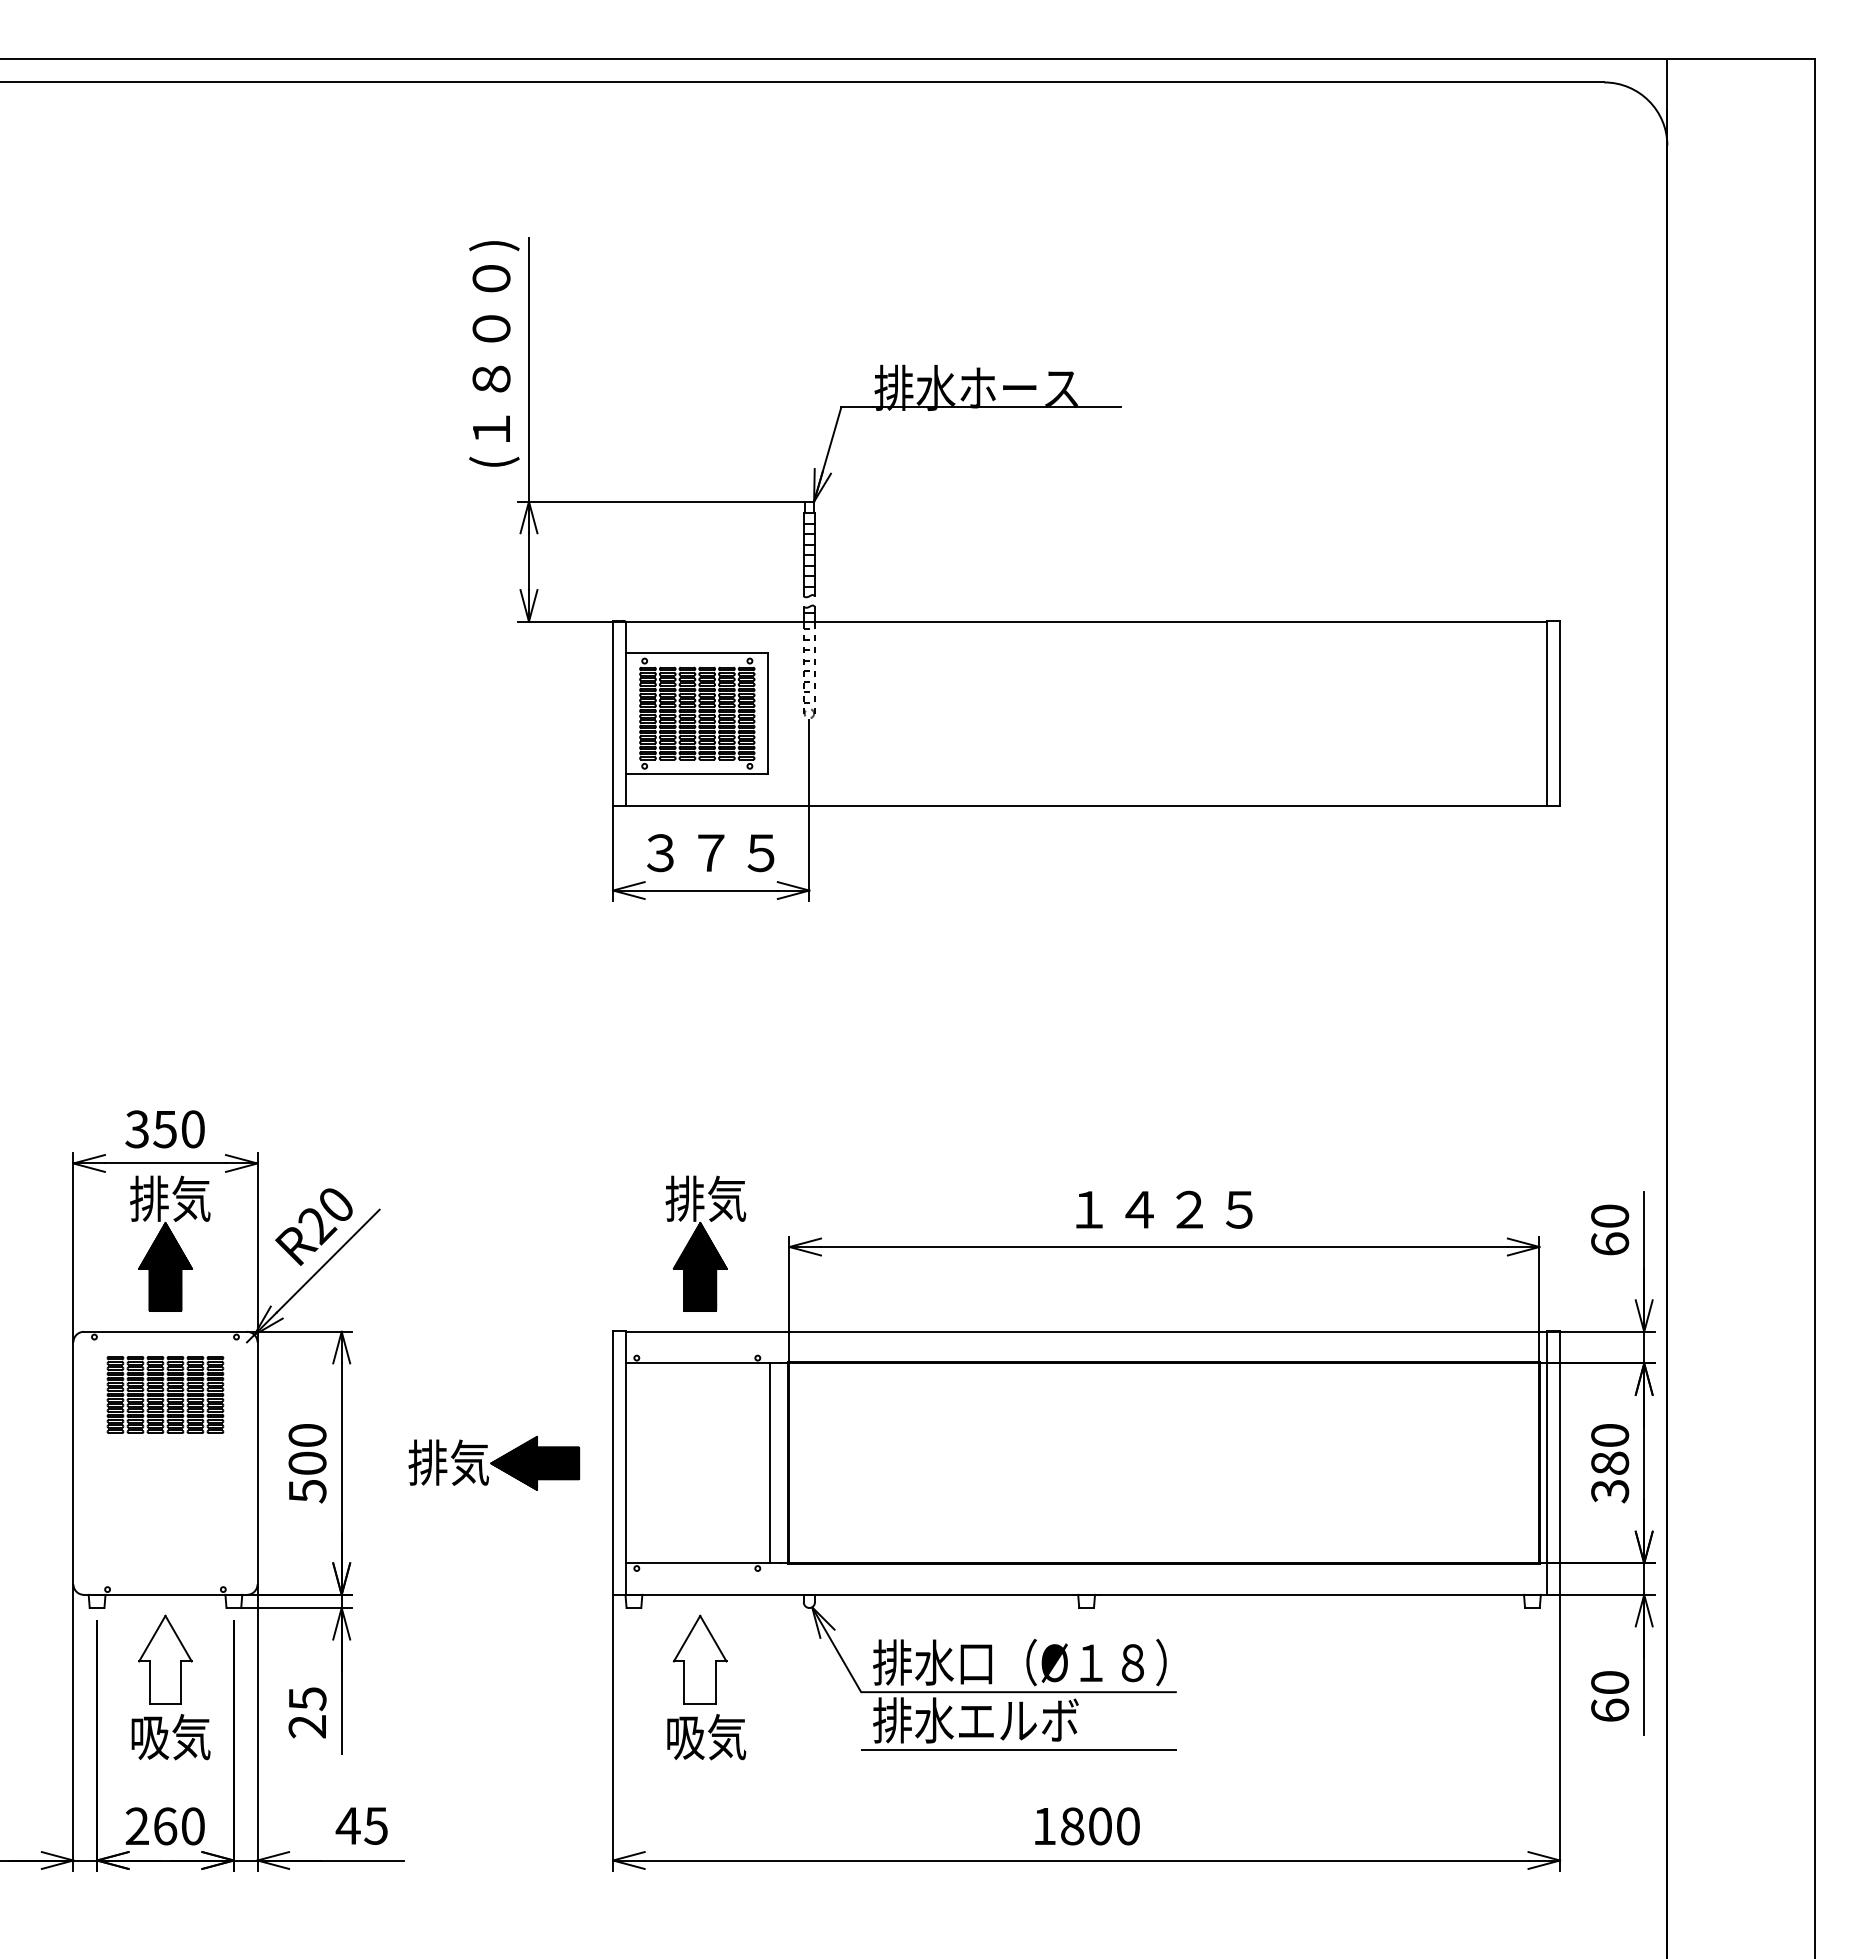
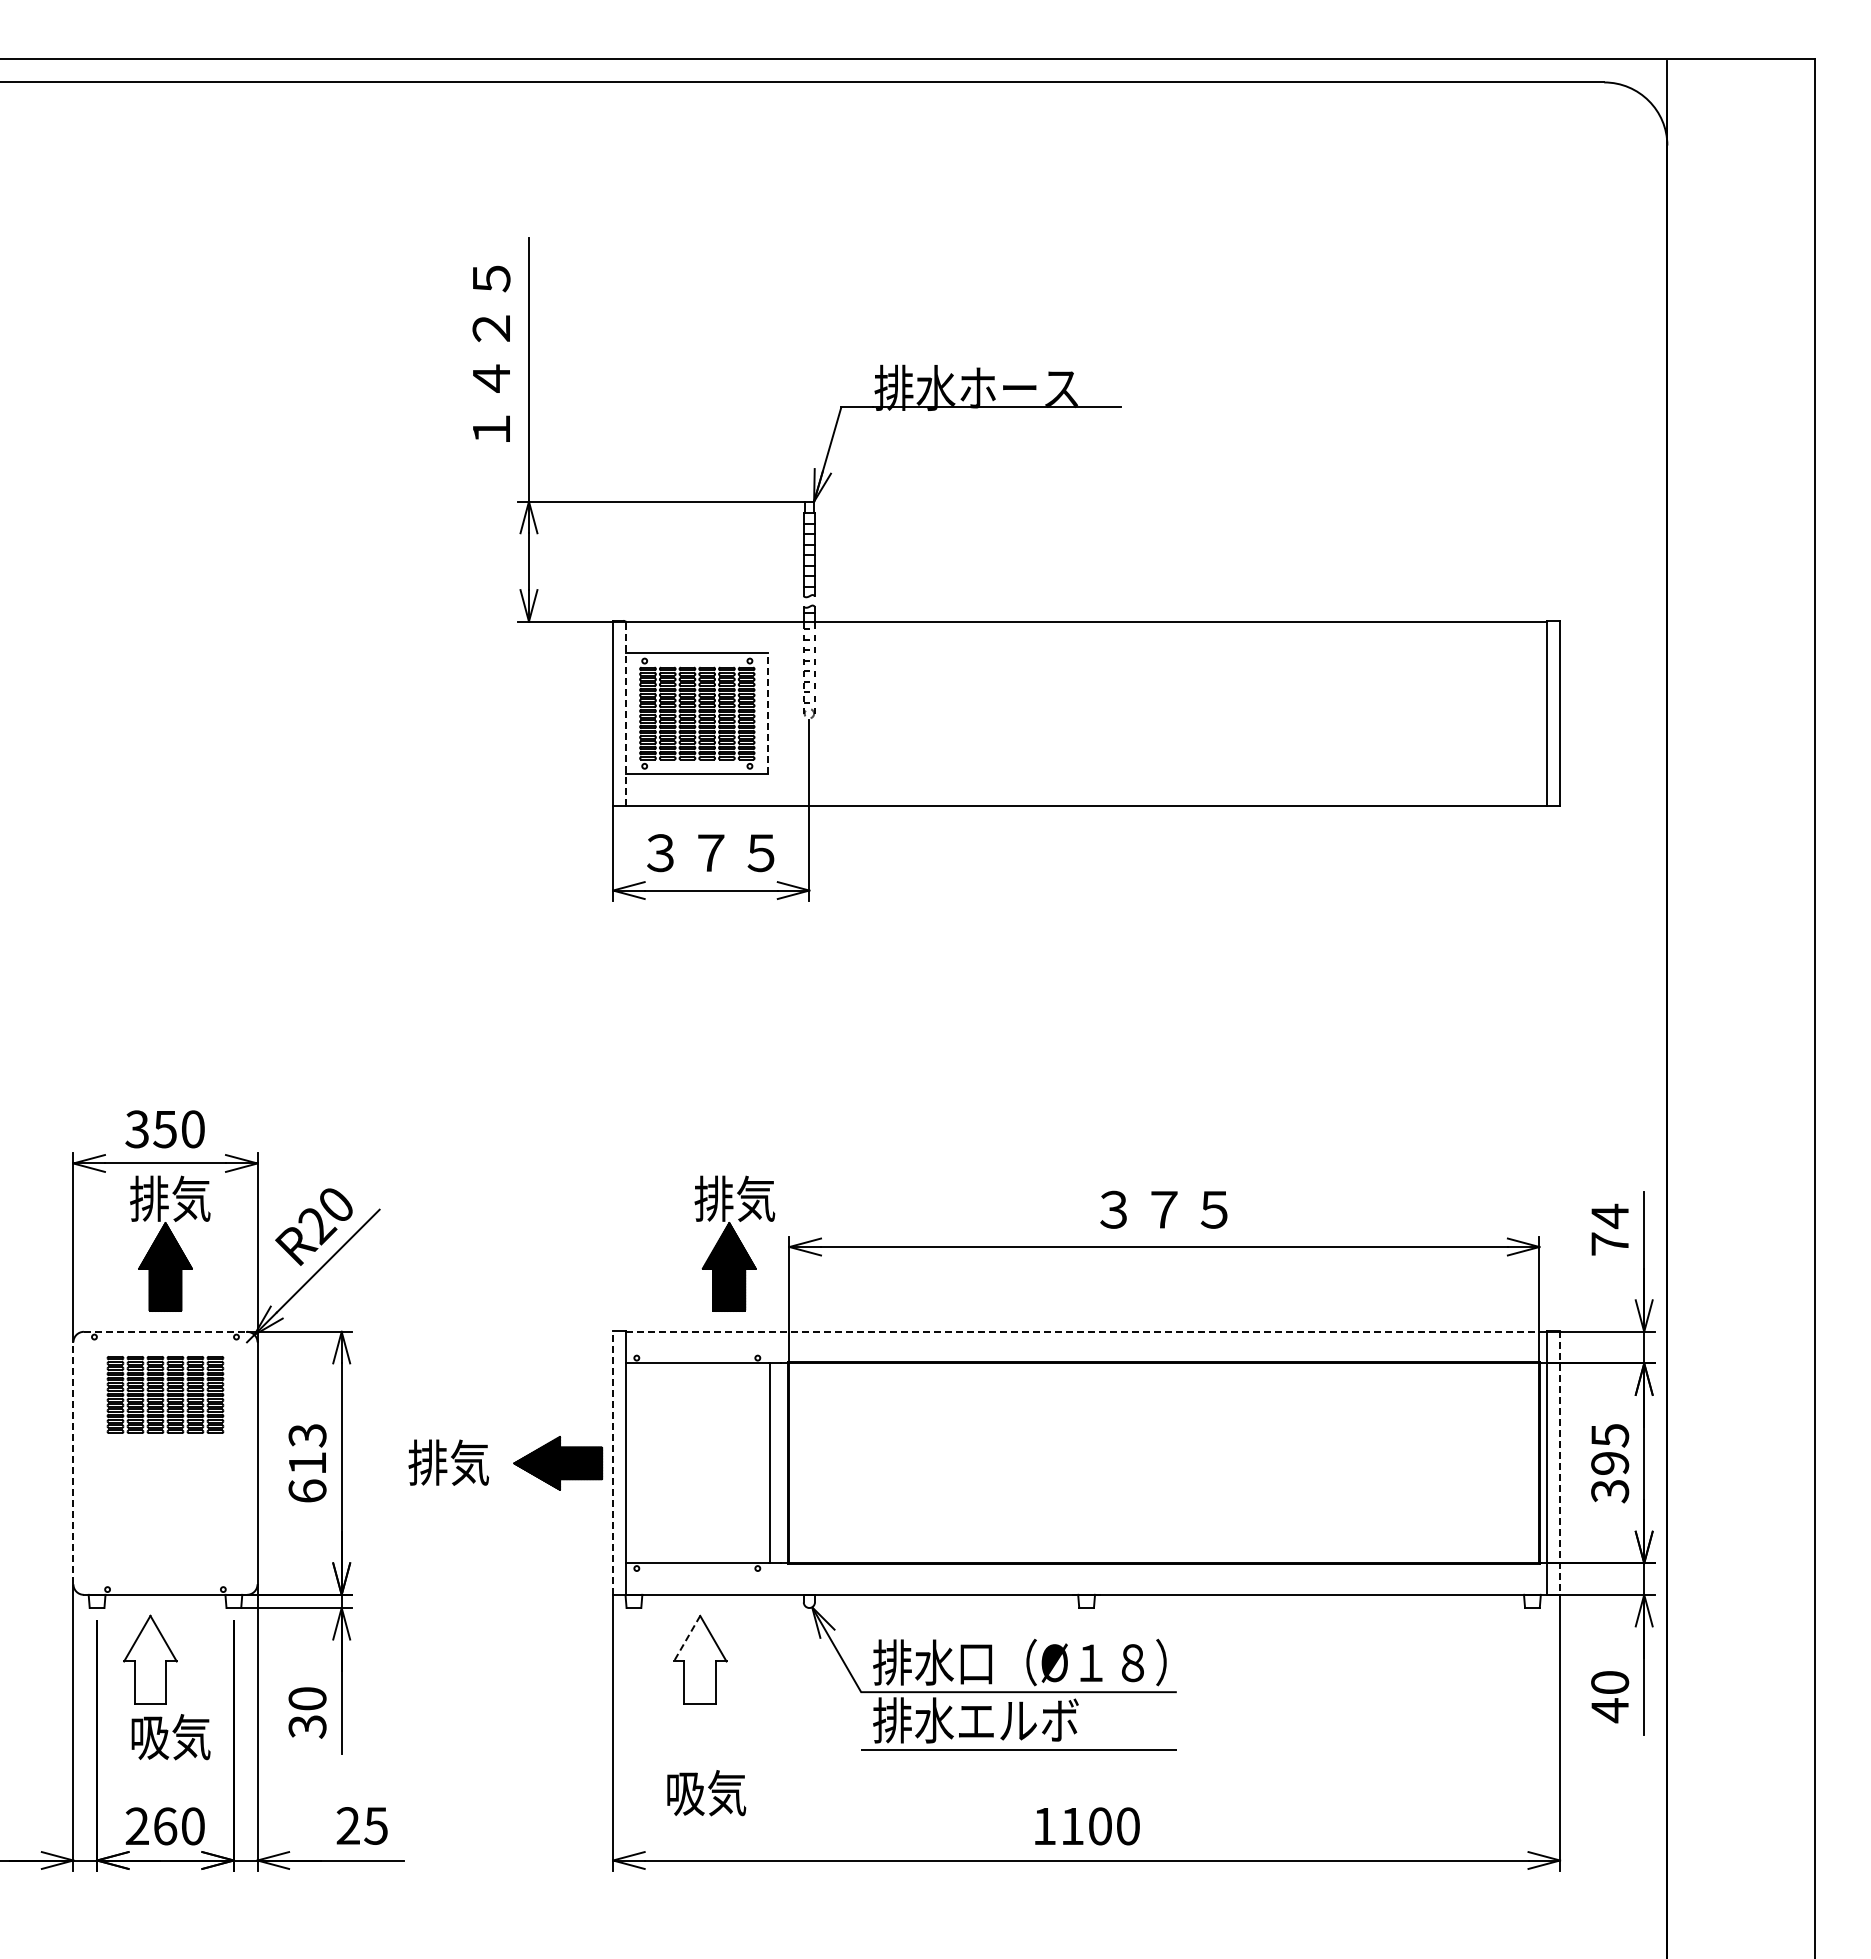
text: (１８００) -> １４２５ (494, 353)
line: solid -> dashed (625, 713)
line: solid -> dashed (768, 713)
text: １４２５ -> ３７５ (1164, 1209)
text: 60 -> 74 (1610, 1229)
part position: (705, 1243) -> (734, 1243) (734, 1243)
line: solid -> dashed (165, 1331)
line: solid -> dashed (1086, 1331)
text: 380 -> 395 (1610, 1449)
line: solid -> dashed (613, 1462)
line: solid -> dashed (73, 1463)
text: 500 -> 613 (307, 1463)
part position: (535, 1463) -> (558, 1463) (558, 1463)
line: solid -> dashed (1560, 1463)
line: solid -> dashed (686, 1639)
part position: (165, 1659) -> (150, 1659) (150, 1659)
text: 60 -> 40 (1610, 1710)
text: 25 -> 30 (307, 1712)
text position: (706, 1737) -> (706, 1793) (706, 1793)
text: 45 -> 25 (347, 1825)
text: 1800 -> 1100 (1072, 1826)
